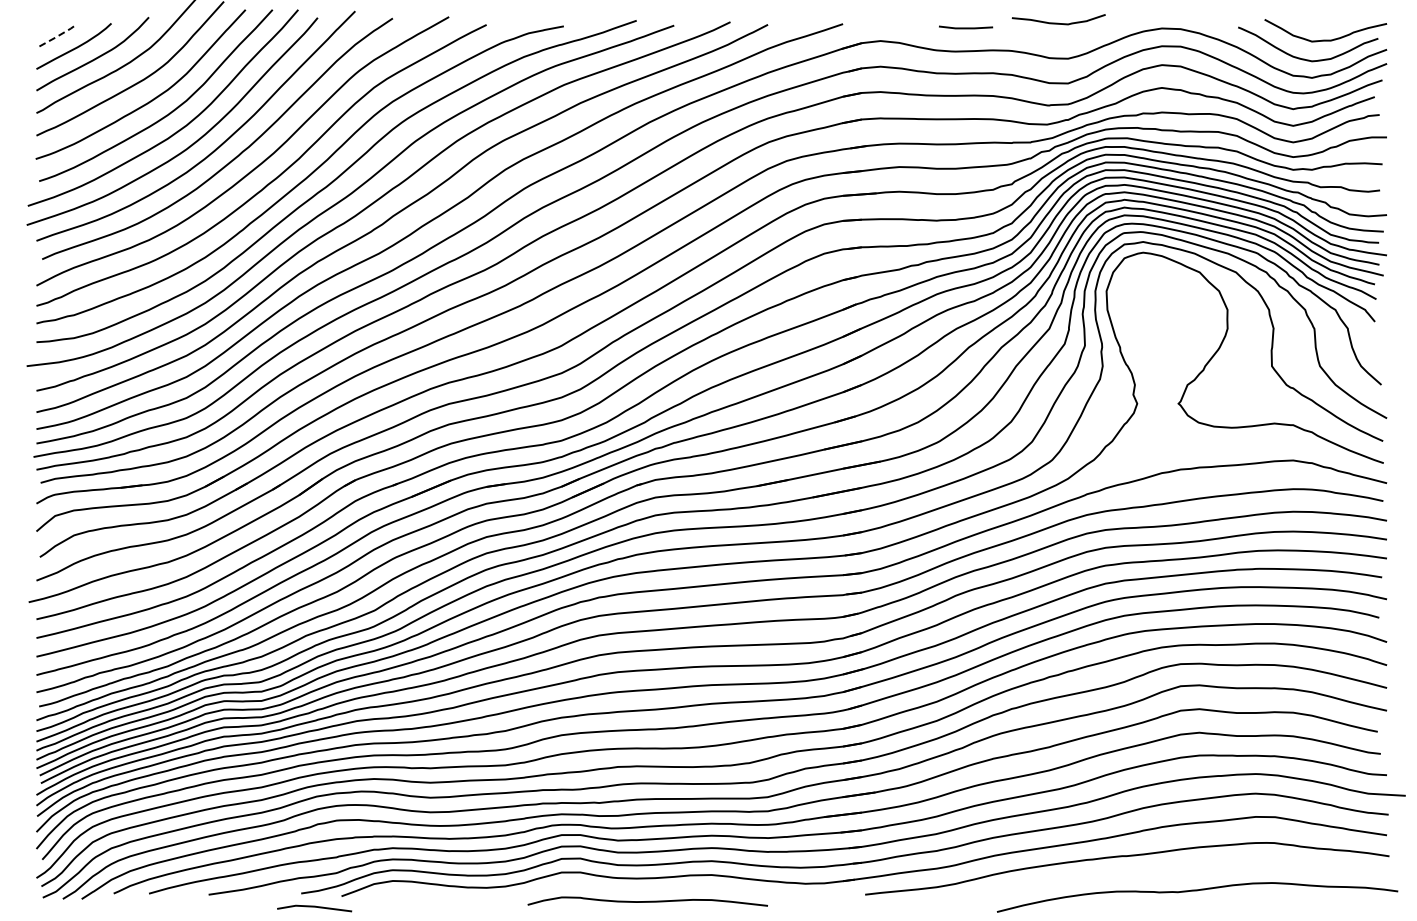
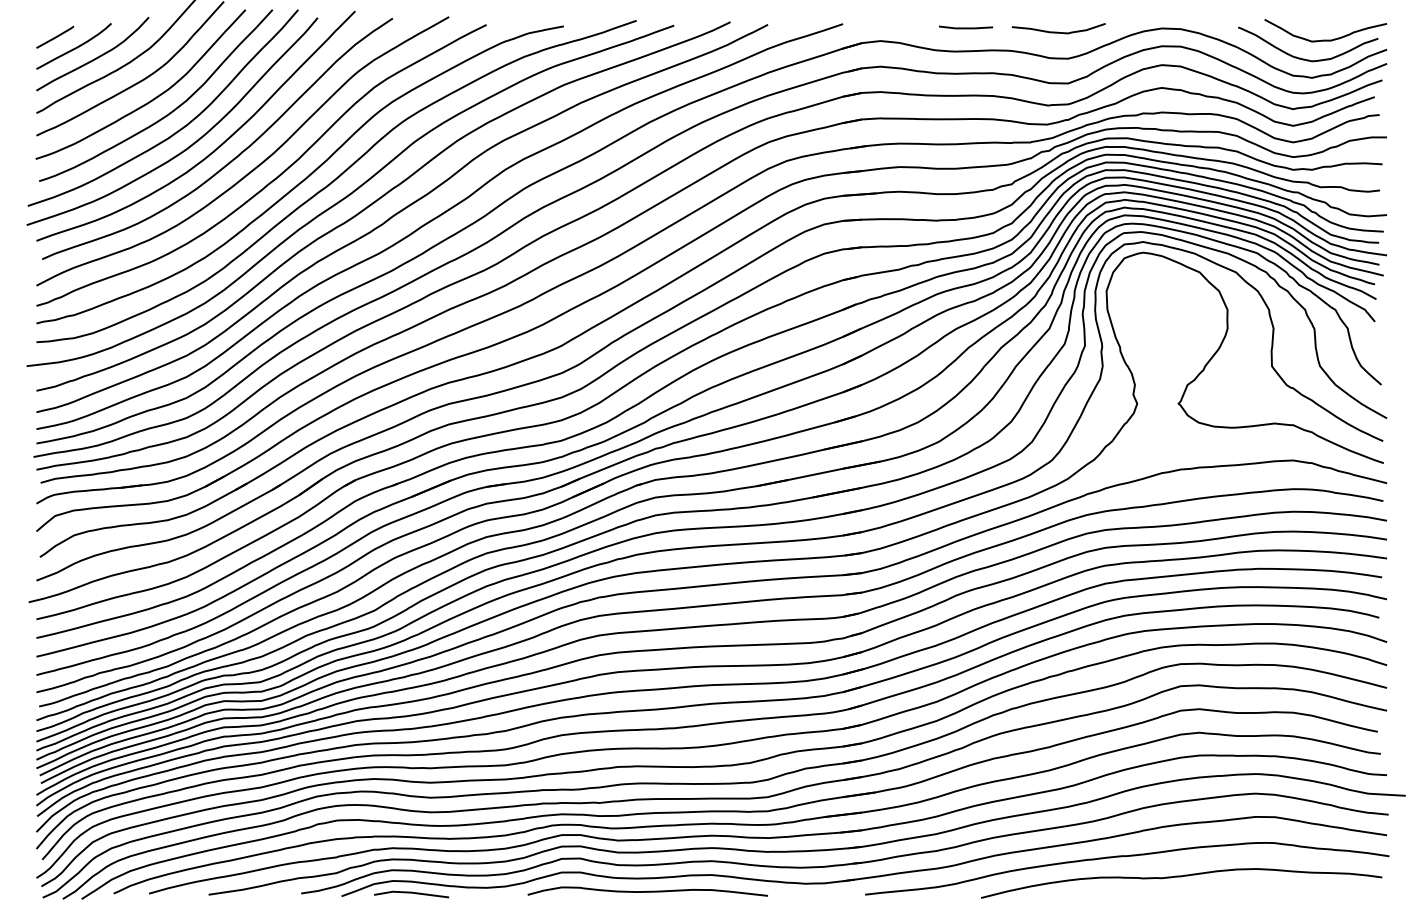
curve position: (1058, 22) -> (1058, 31) (1058, 31)
line: dashed -> solid (55, 37)
curve position: (1197, 891) -> (1181, 877) (1181, 877)
curve position: (647, 901) -> (647, 891) (647, 891)
line position: (314, 907) -> (411, 893) (411, 893)
